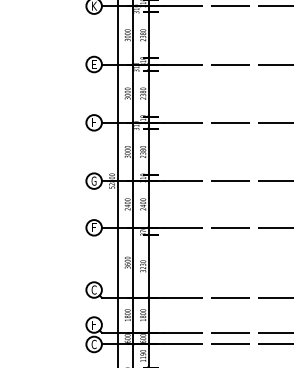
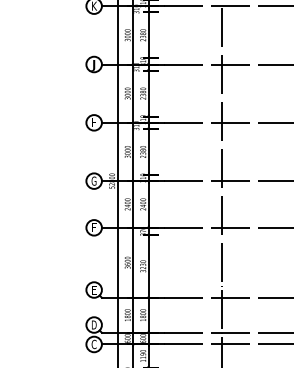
text: E -> J (93, 65)
line: none -> present (222, 183)
text: C -> E (93, 289)
text: H -> D (94, 324)
